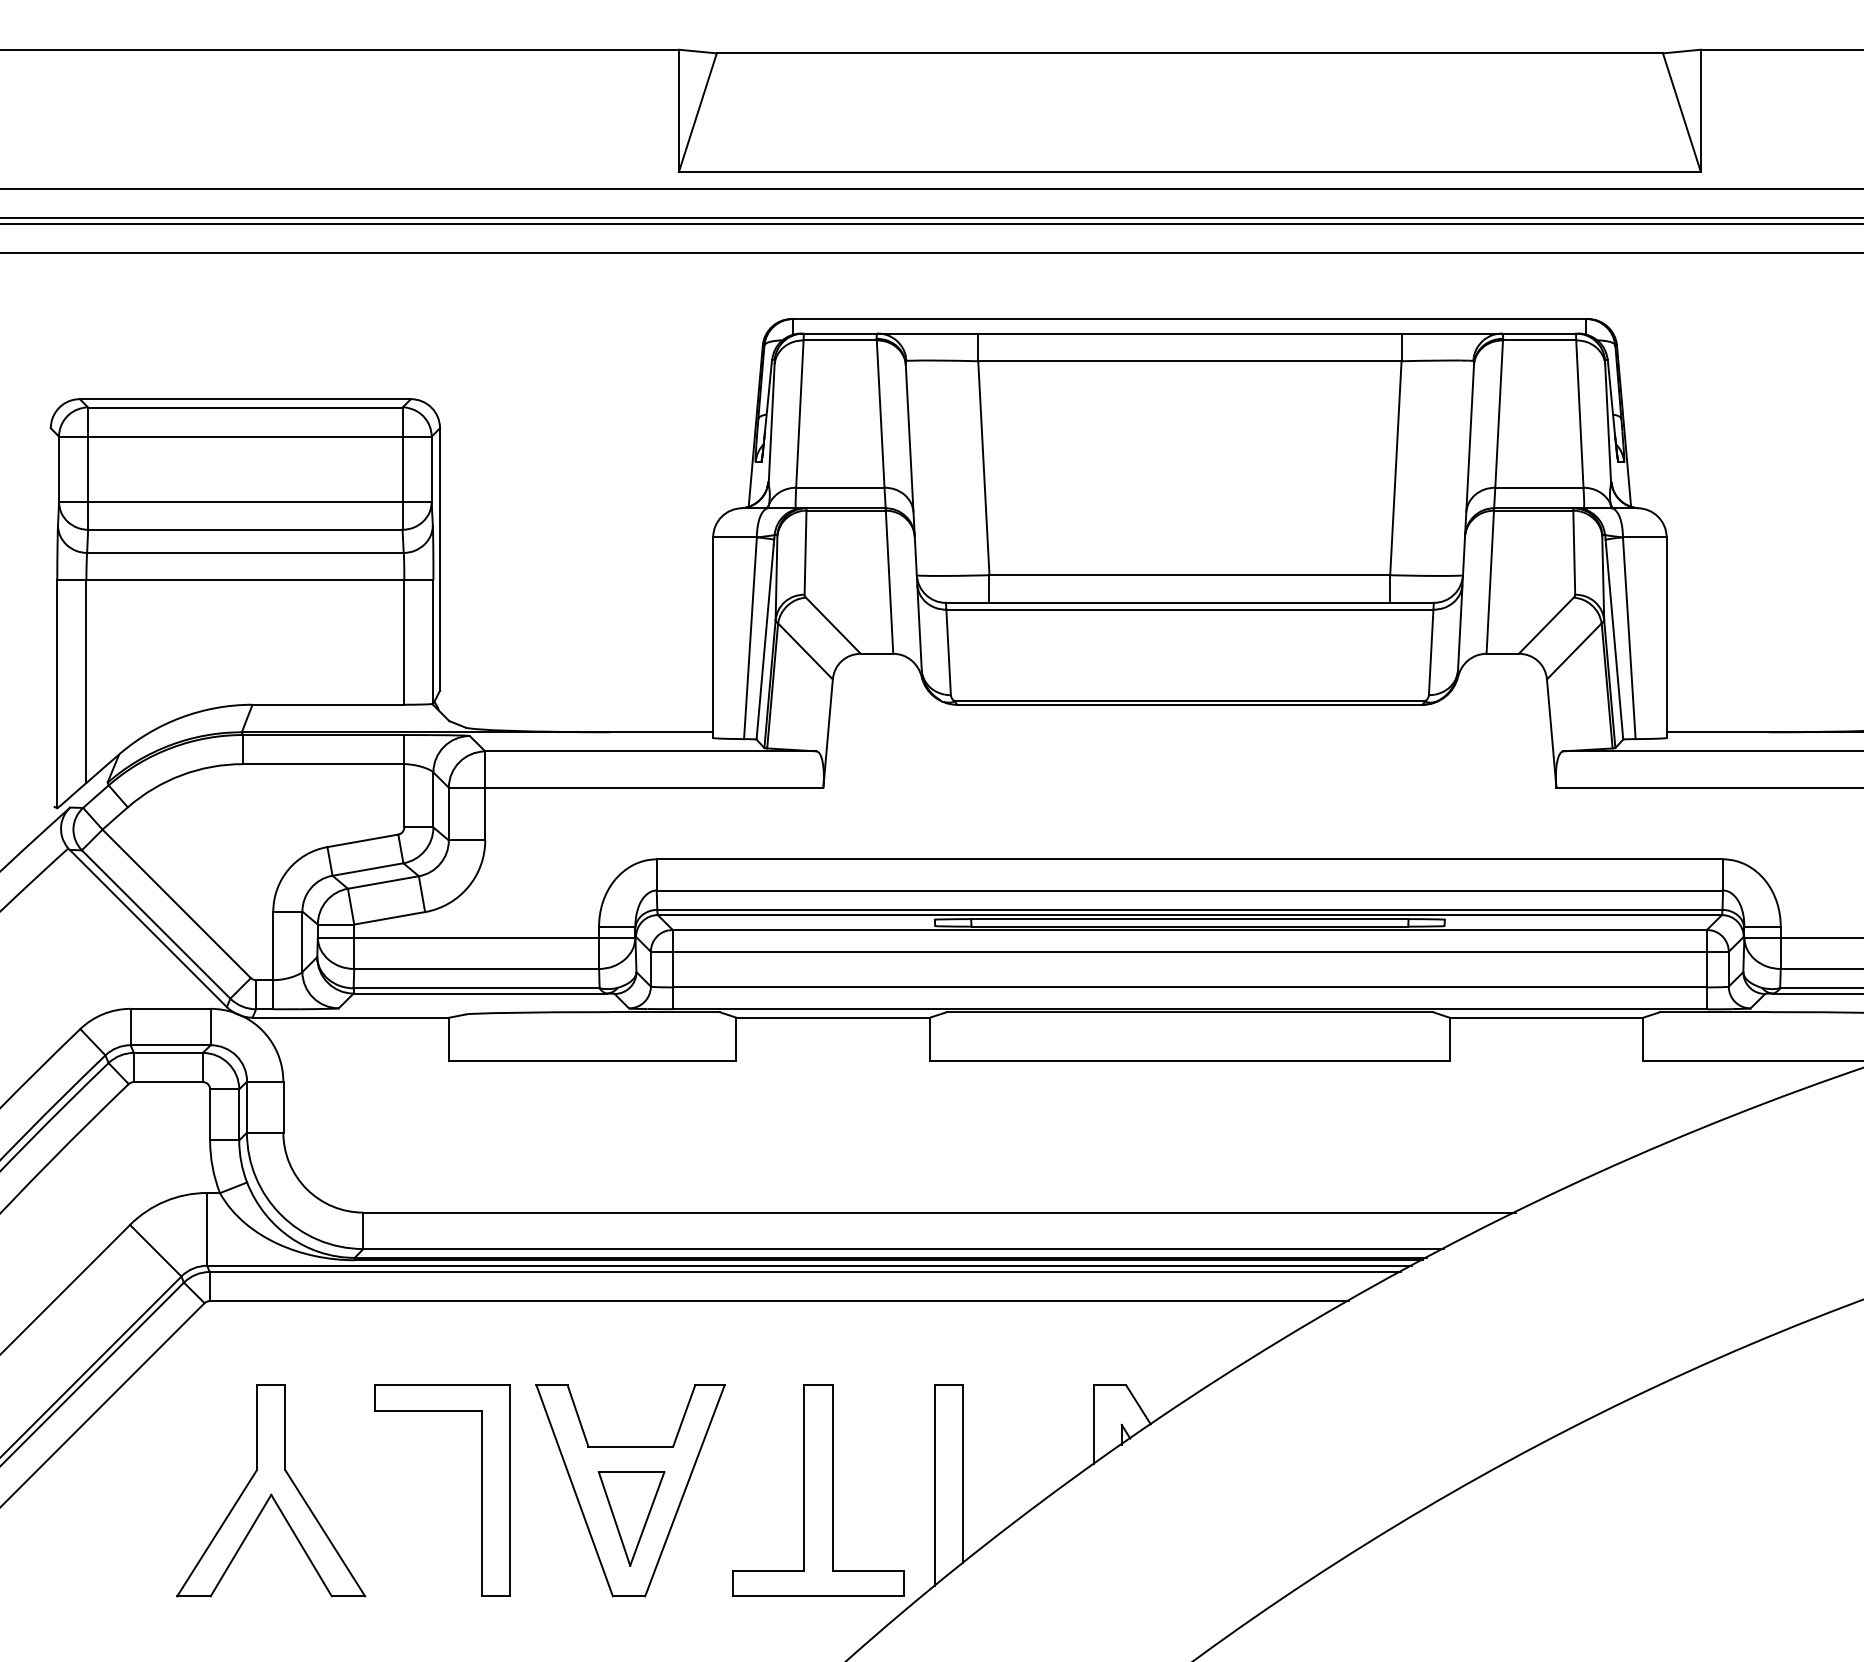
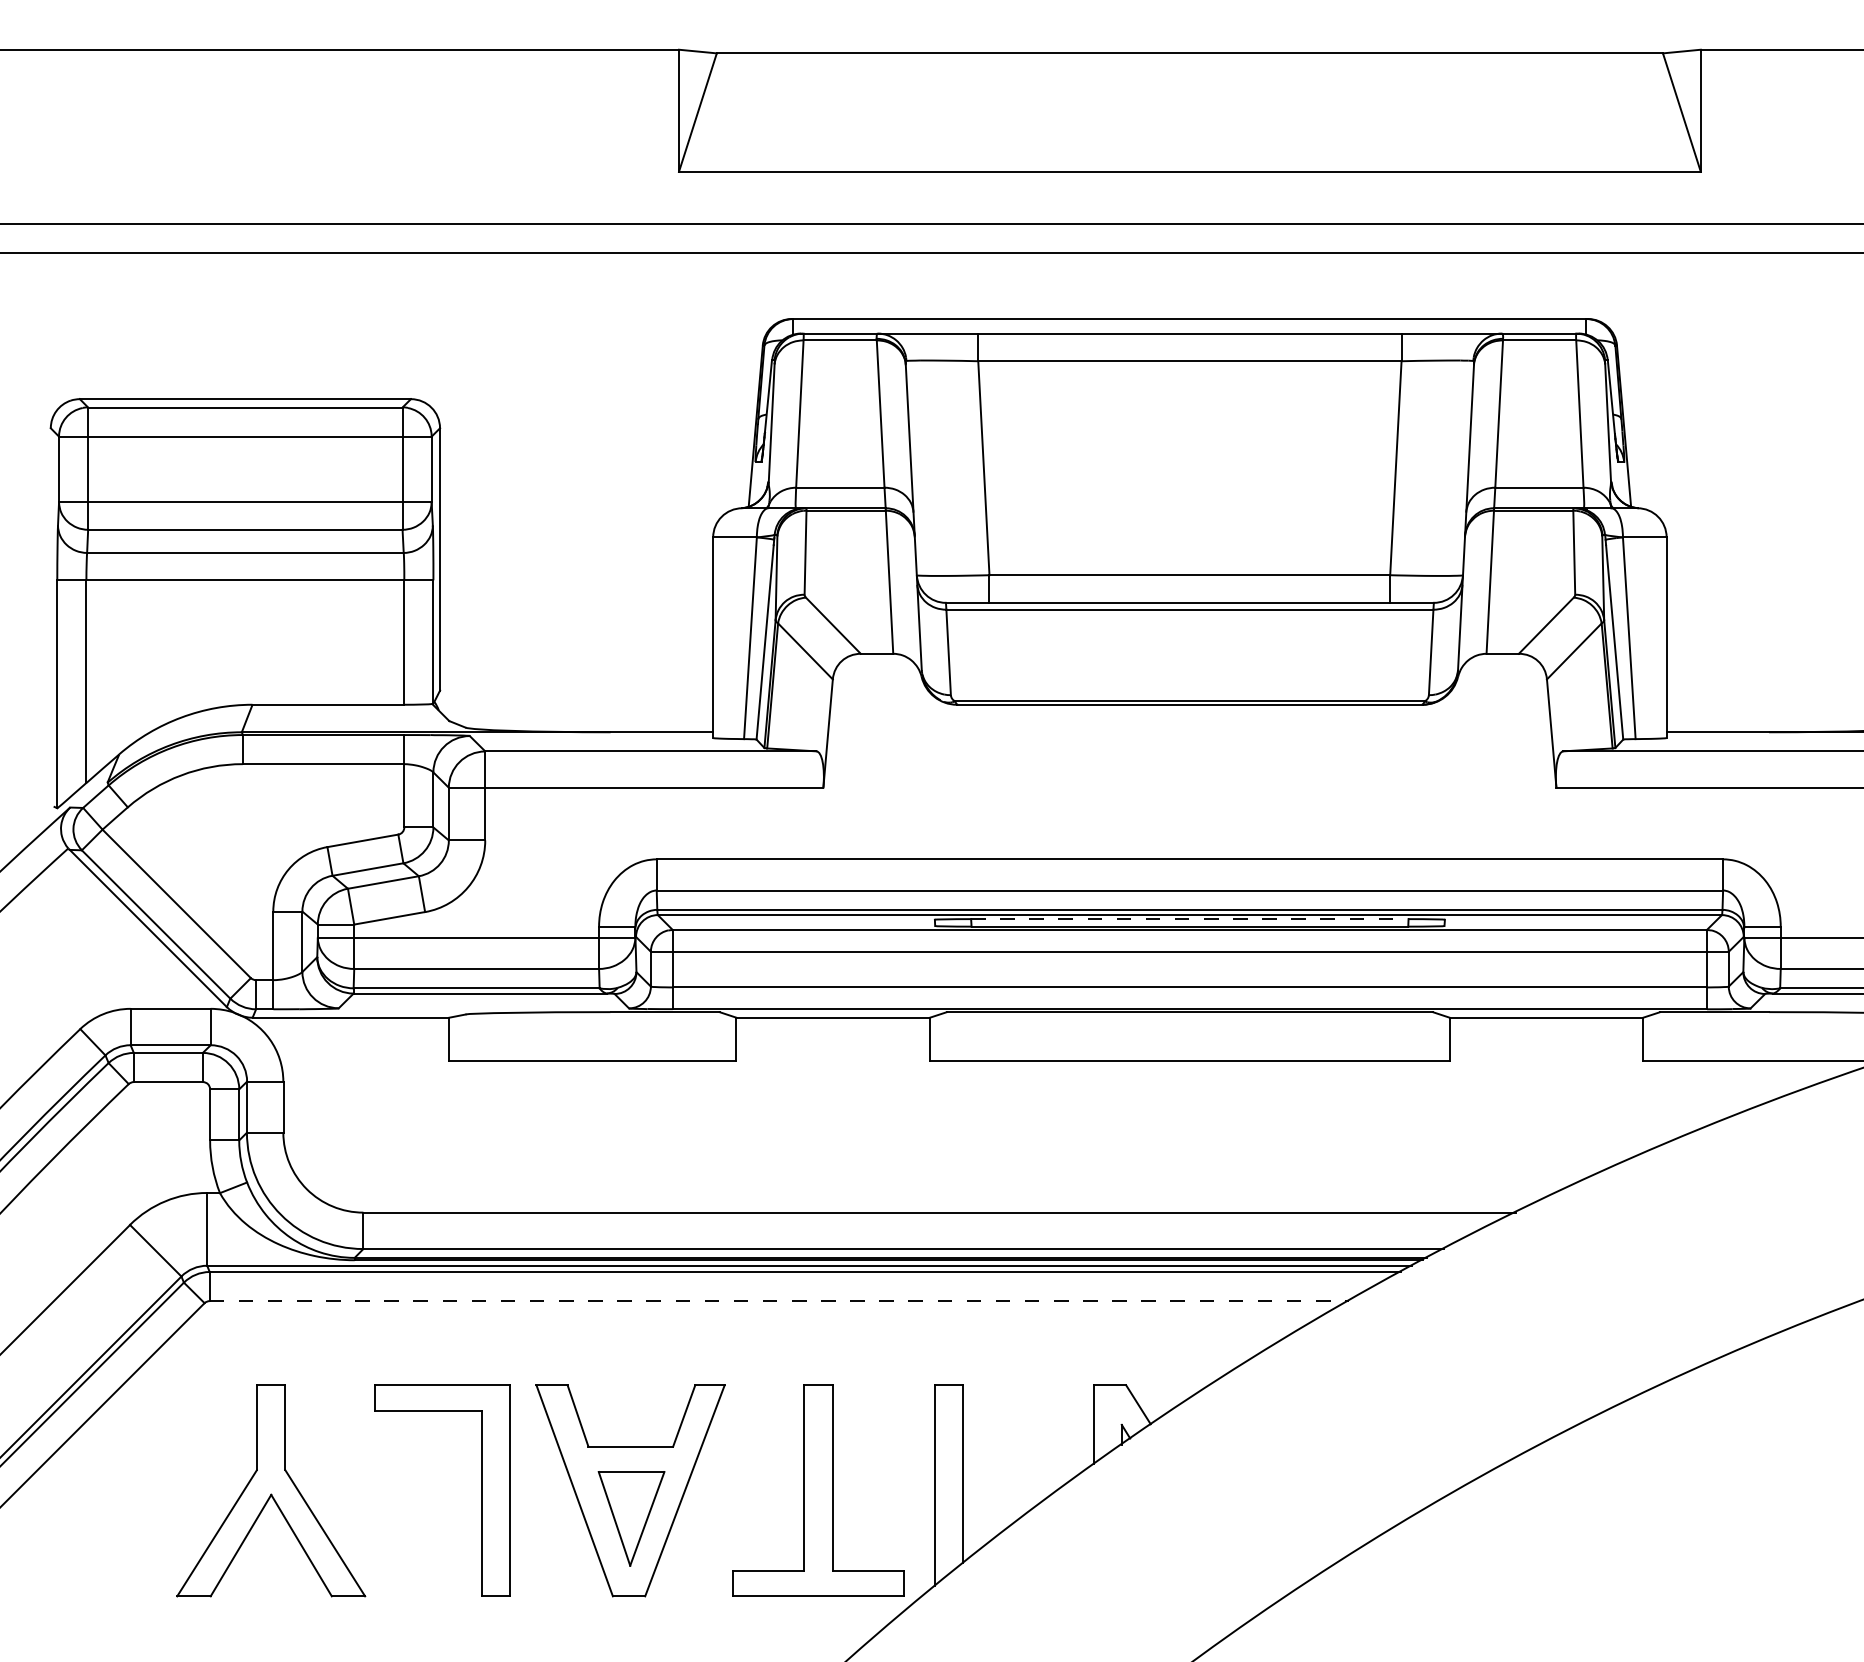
line: present -> none (931, 189)
line: present -> none (931, 218)
line: solid -> dashed (1189, 919)
line: solid -> dashed (779, 1301)
